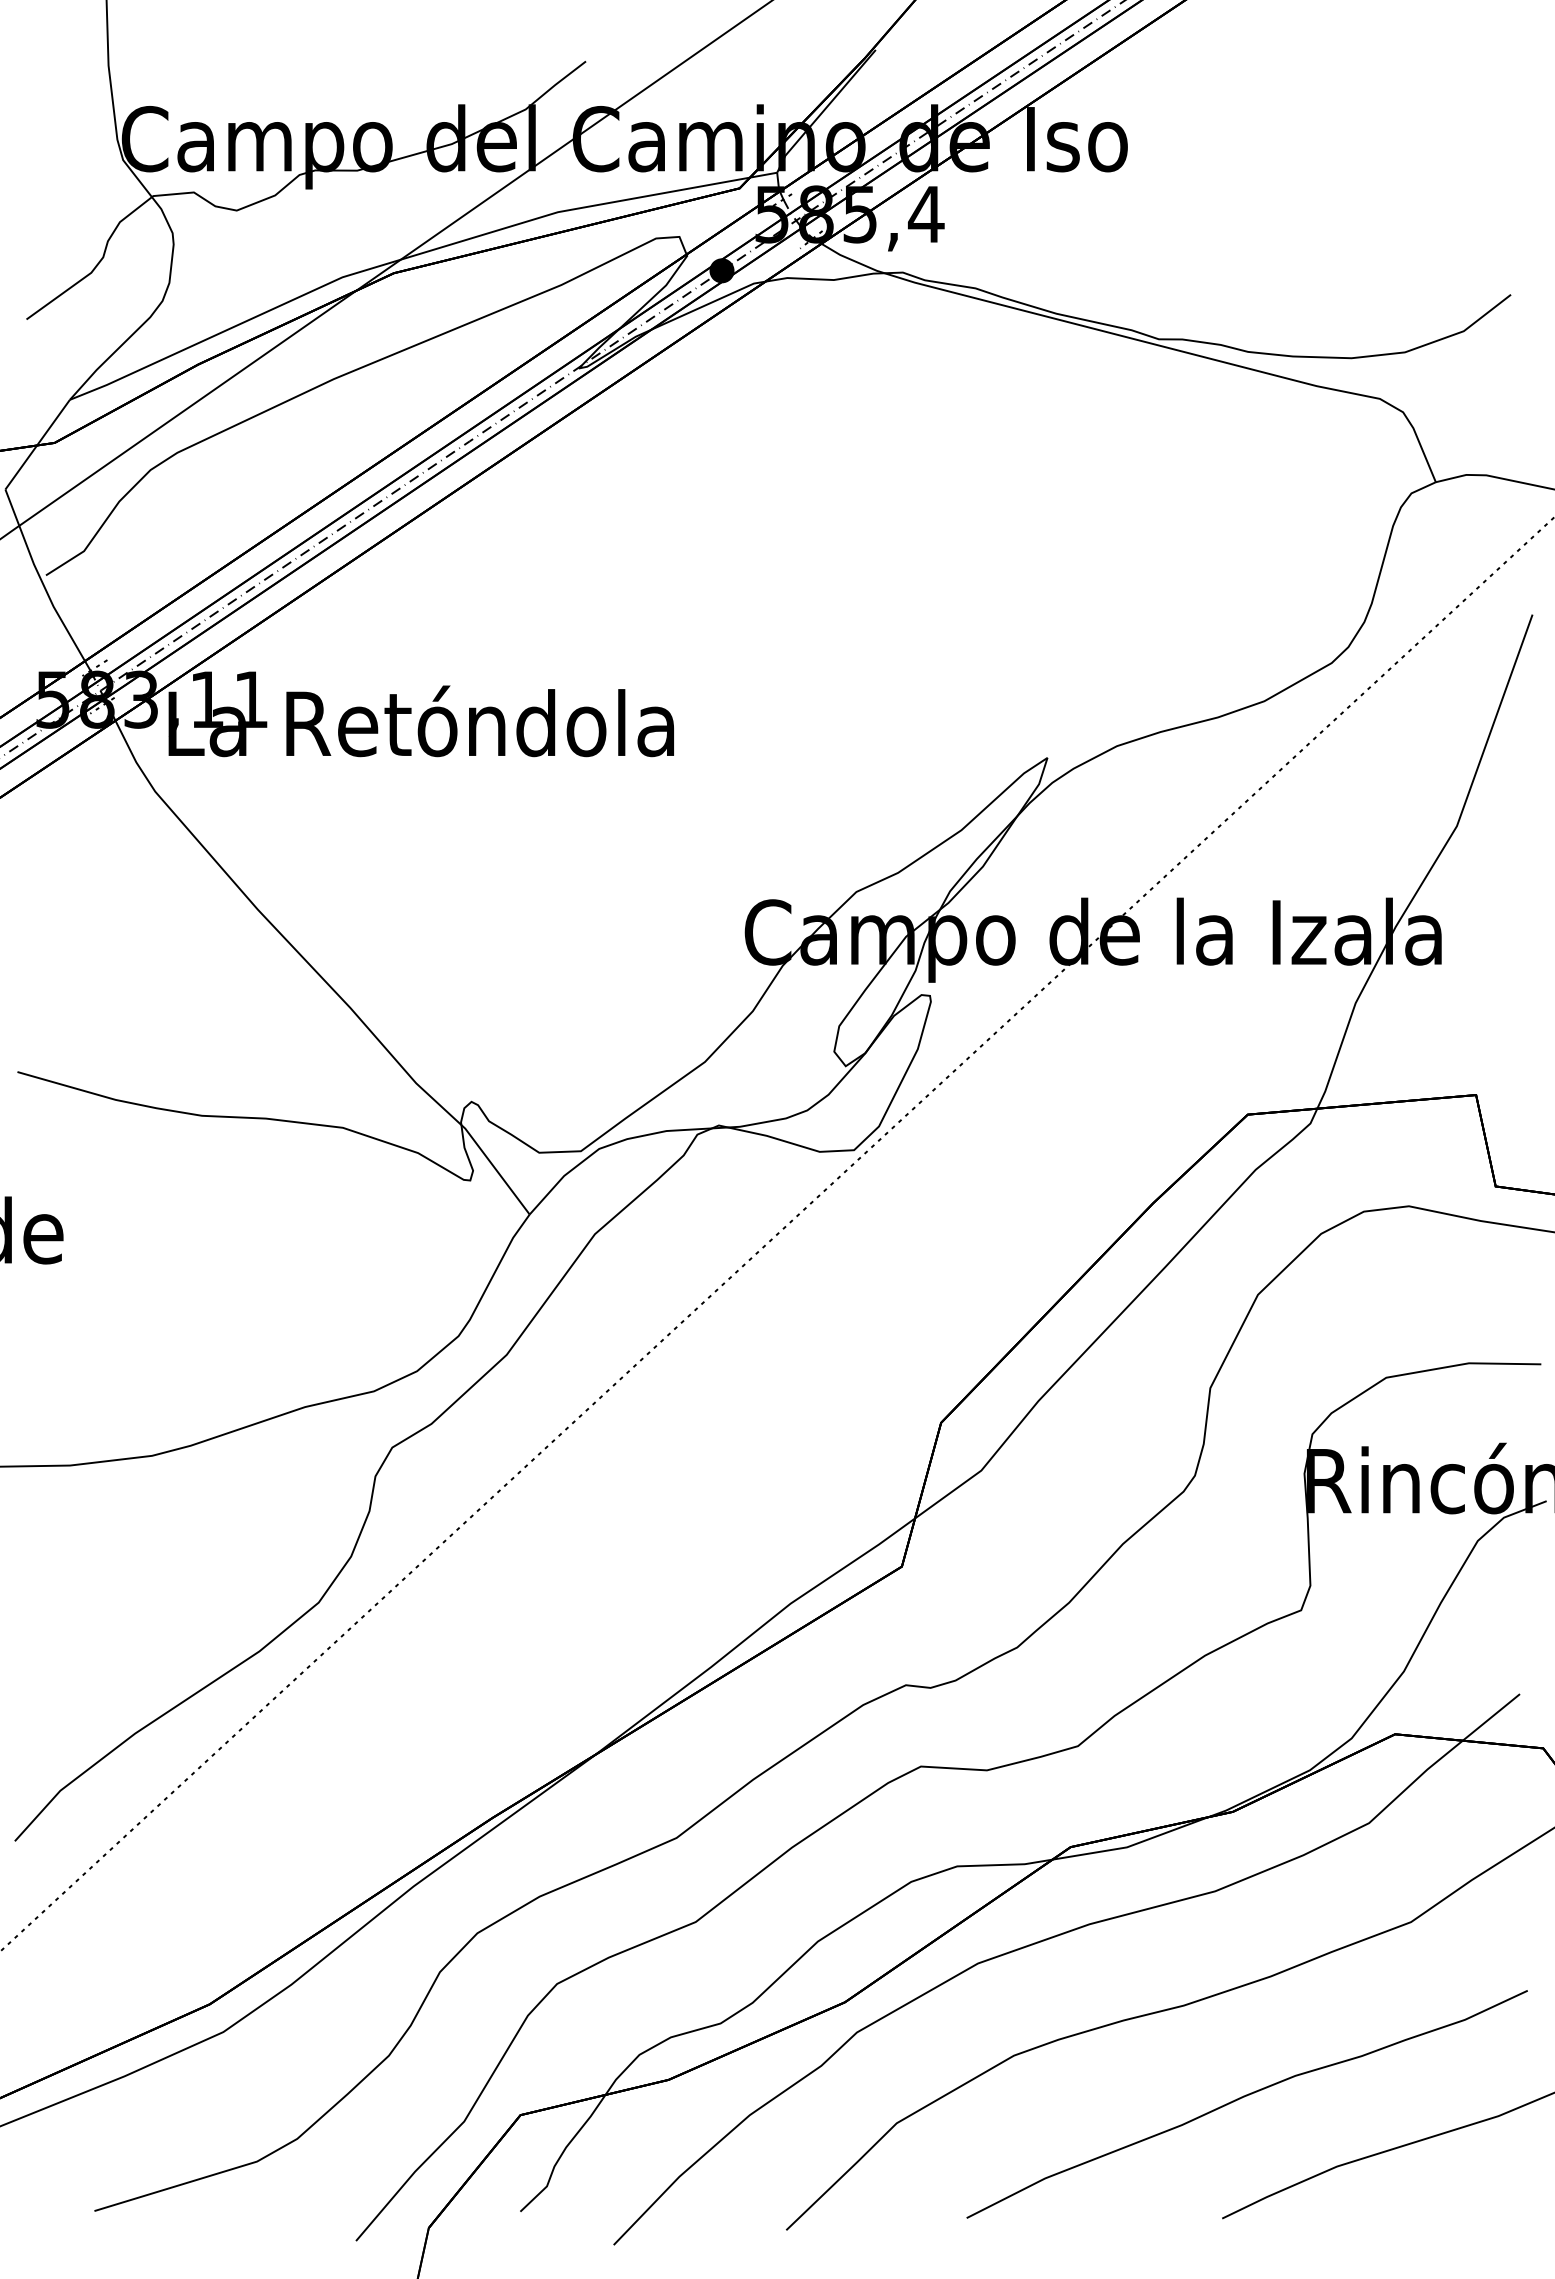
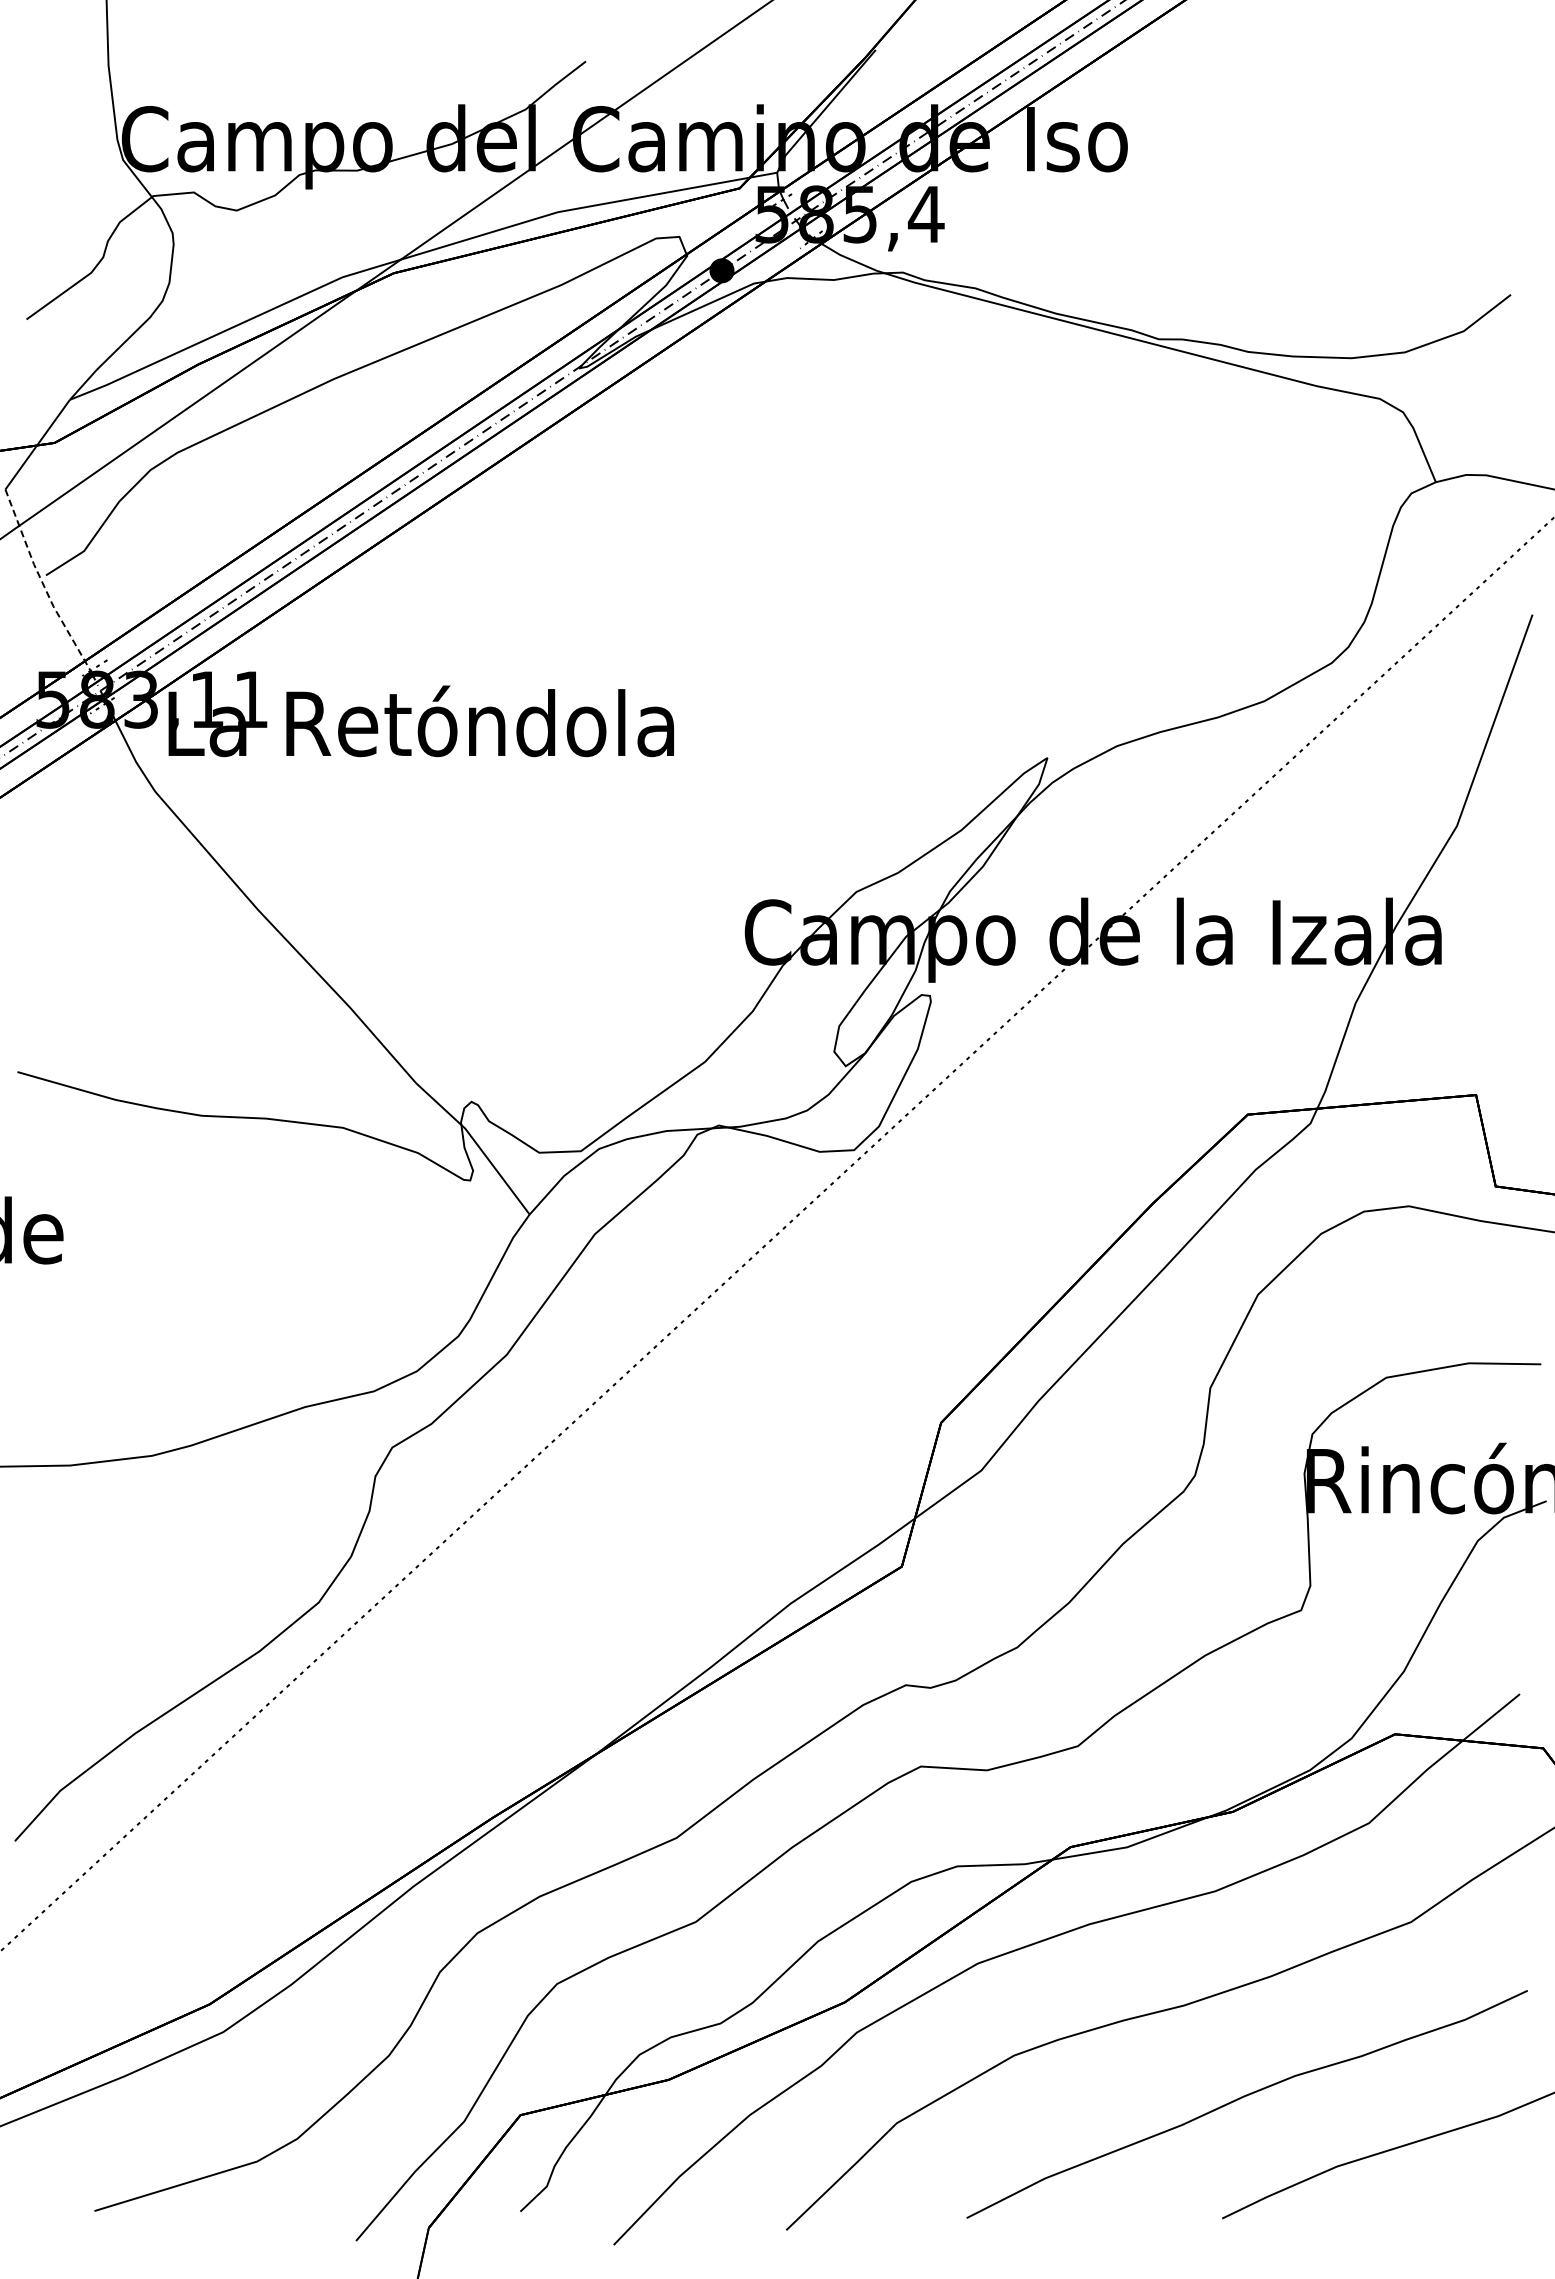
line: solid -> dashed (42, 582)
